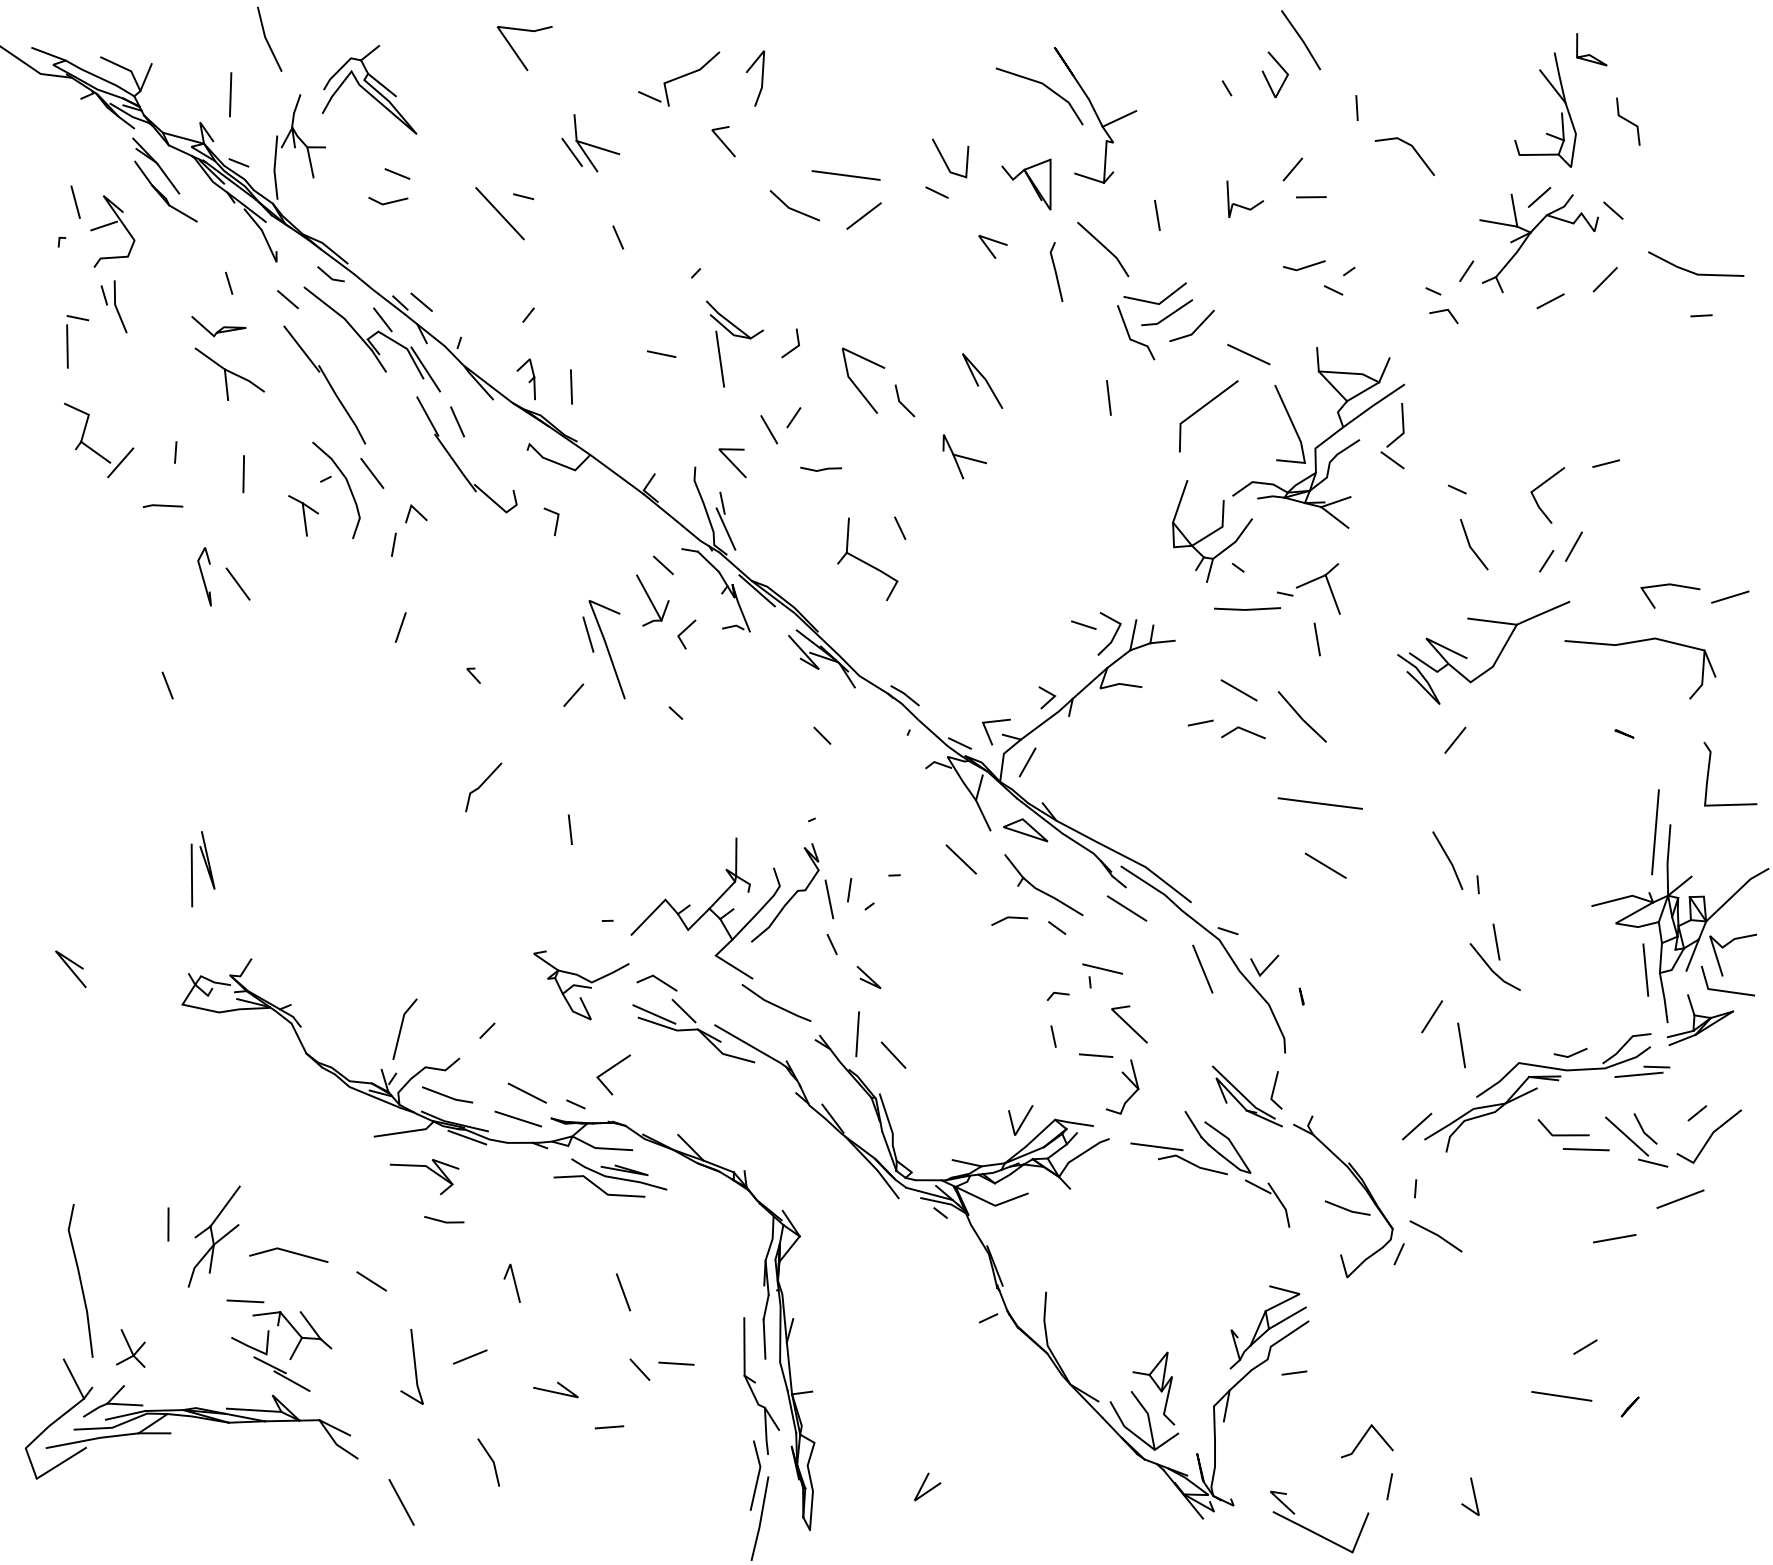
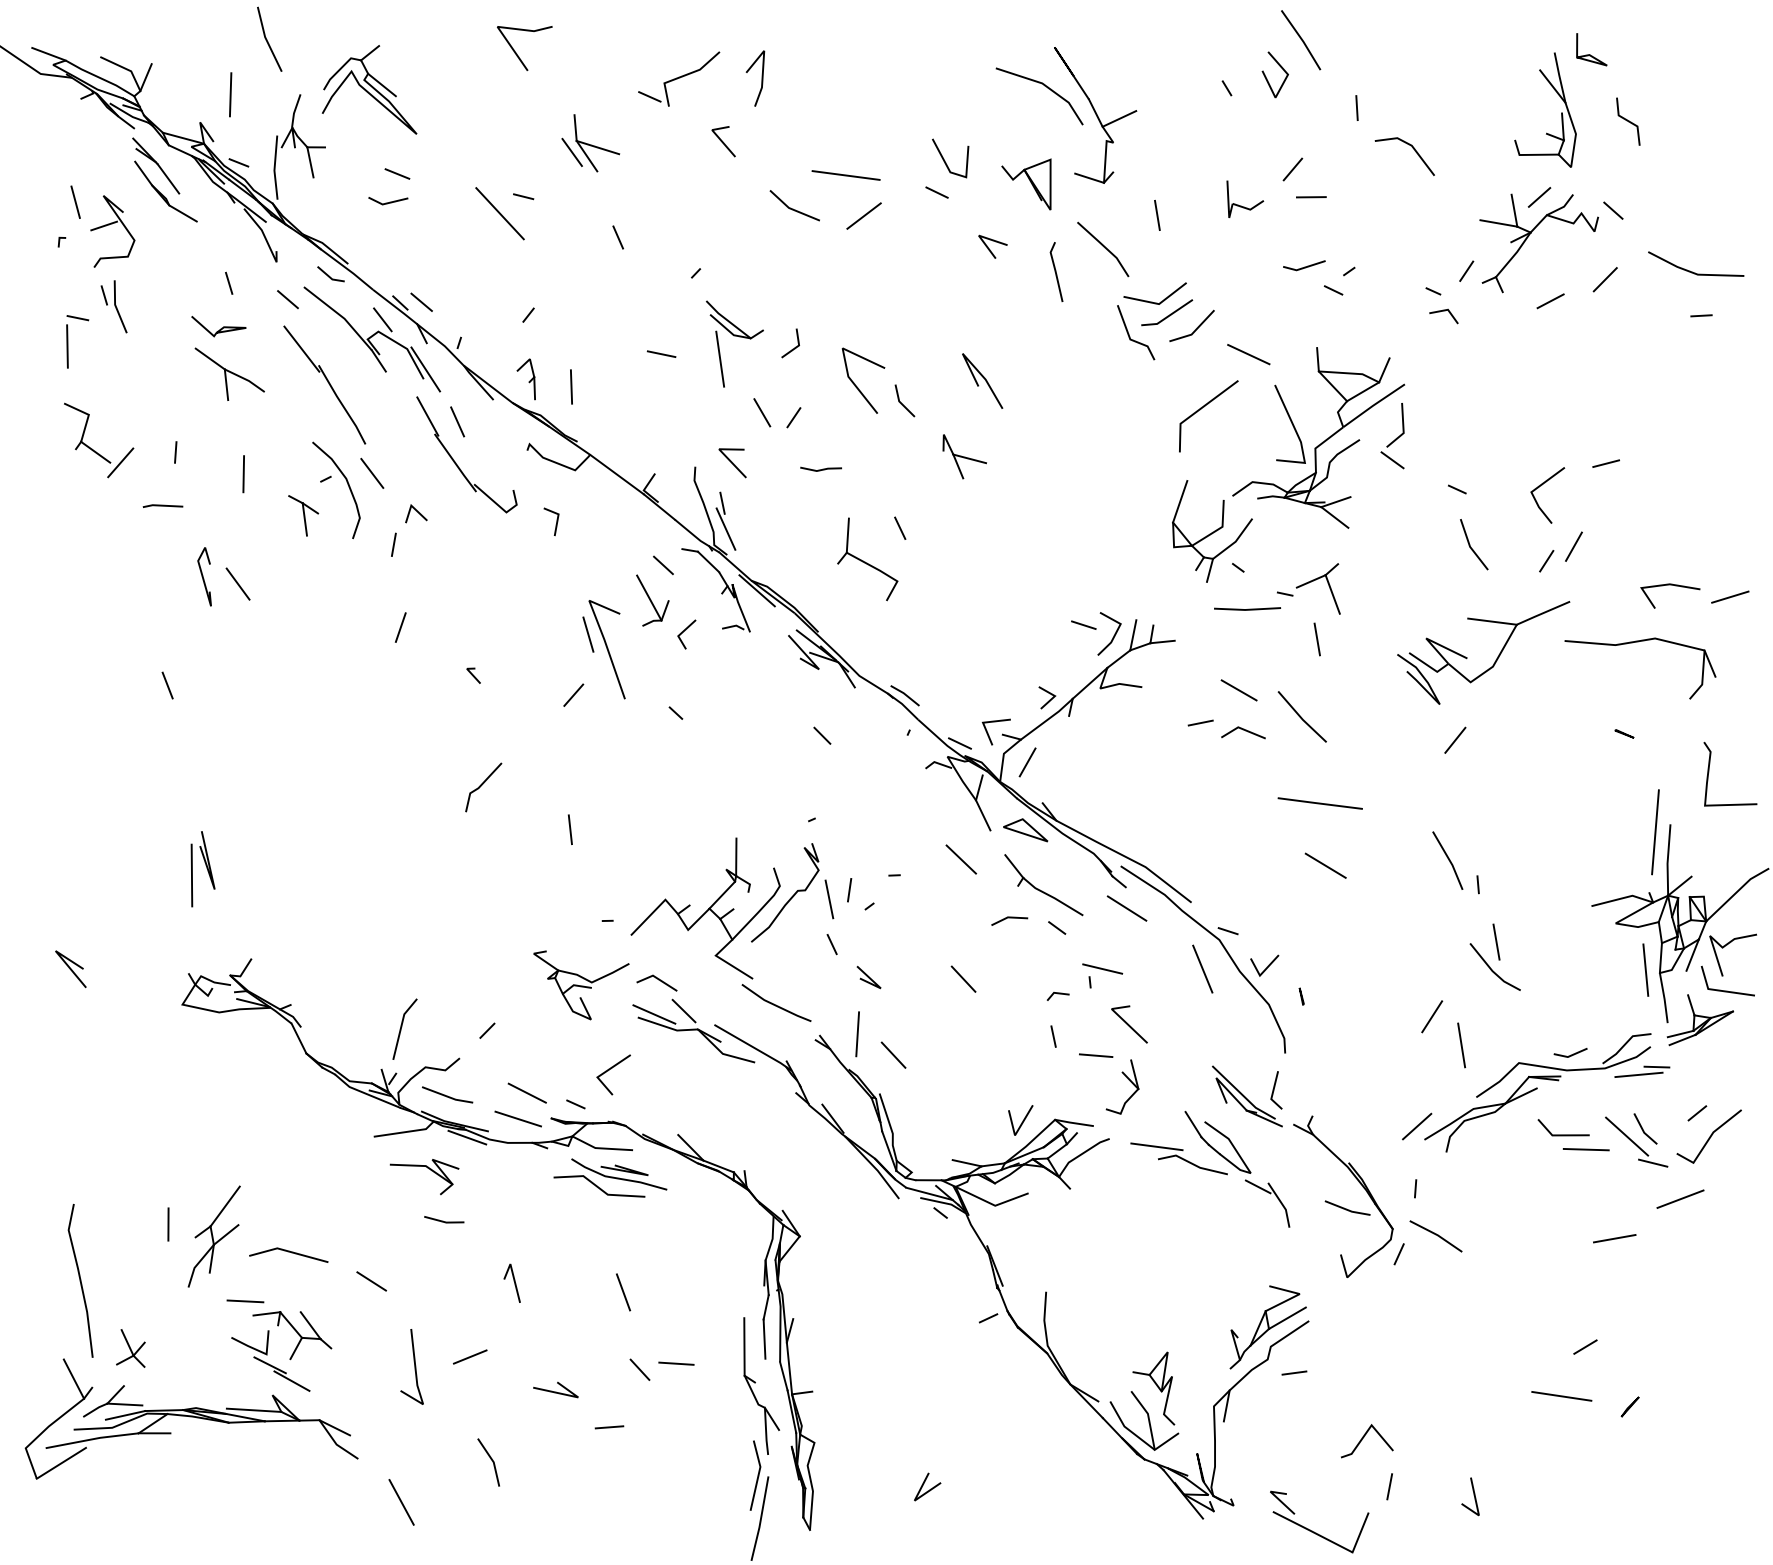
line: present -> none (1108, 397)
line position: (769, 429) -> (762, 412) (762, 412)
line: none -> present (963, 978)
